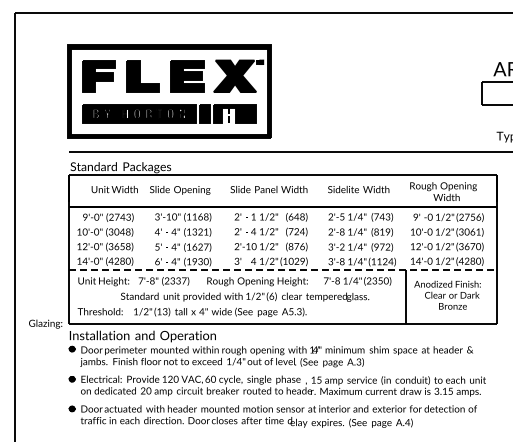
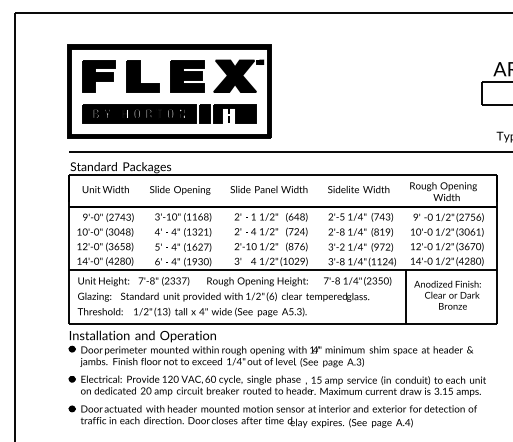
text position: (114, 189) -> (105, 189) (105, 189)
line: dashed -> solid (283, 270)
text position: (45, 323) -> (94, 296) (94, 296)
